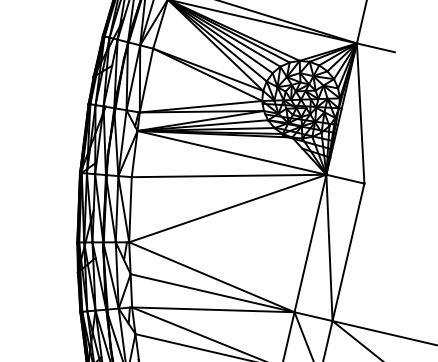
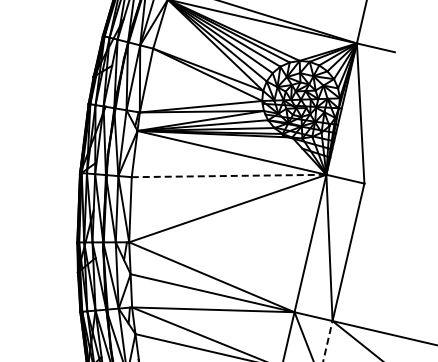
line: solid -> dashed (229, 175)
line: solid -> dashed (327, 341)
